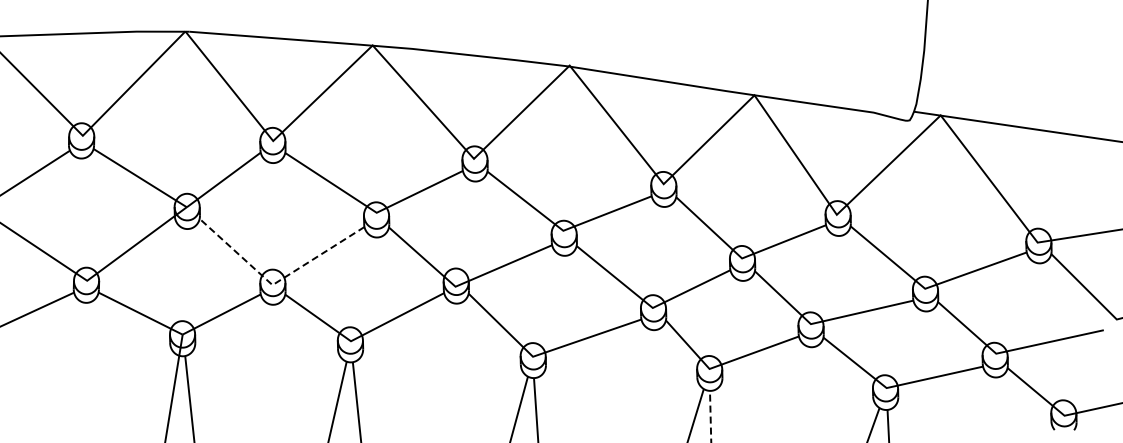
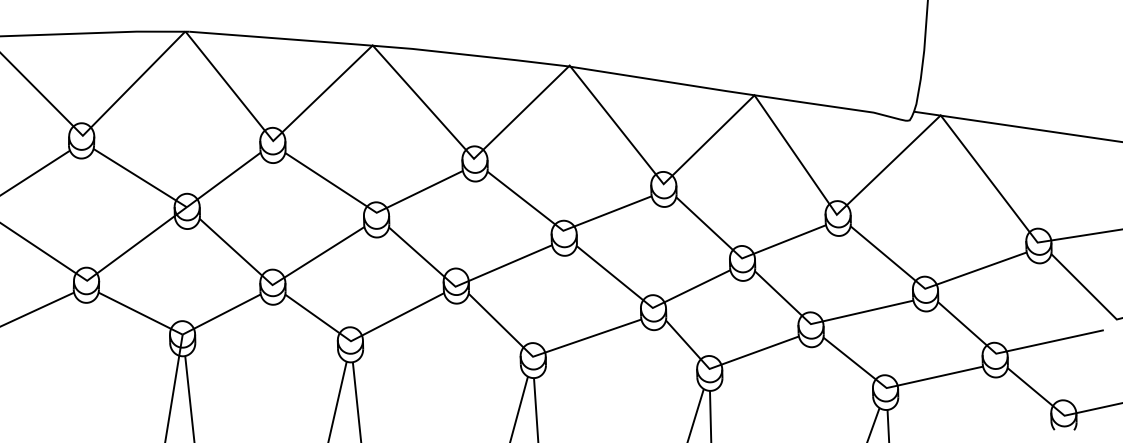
line: dashed -> solid (275, 282)
line: dashed -> solid (710, 416)
